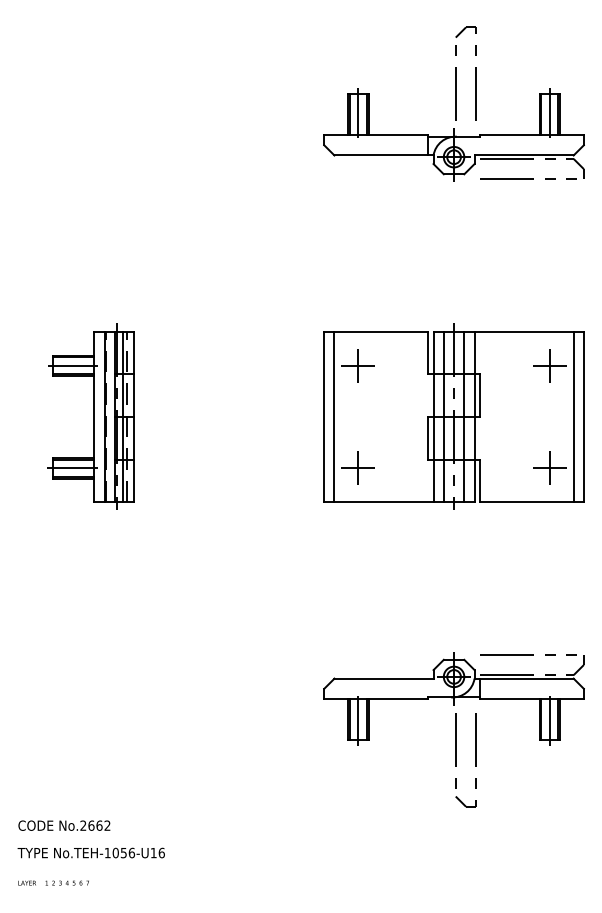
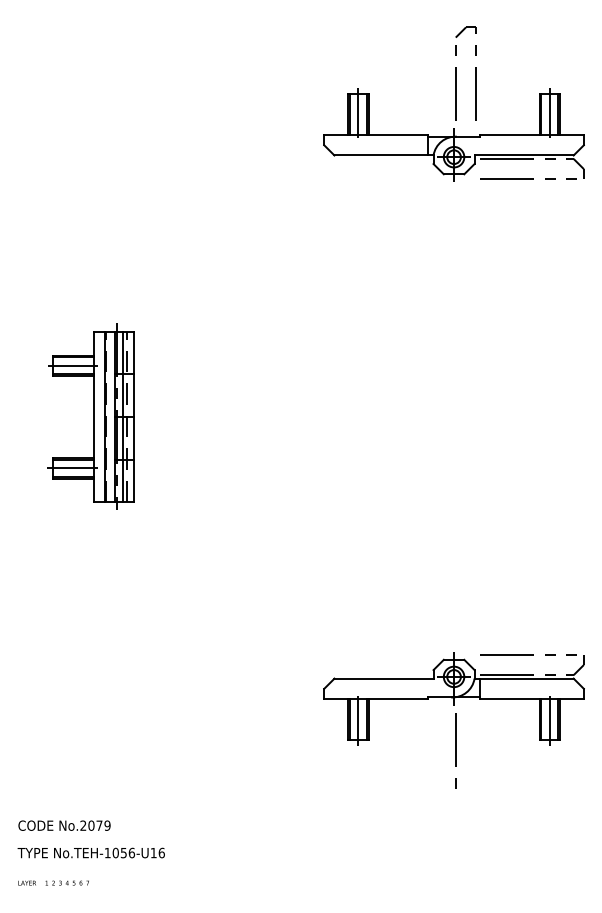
part: present -> none (453, 416)
part: present -> none (475, 760)
text: No.2662 -> No.2079 (99, 825)
